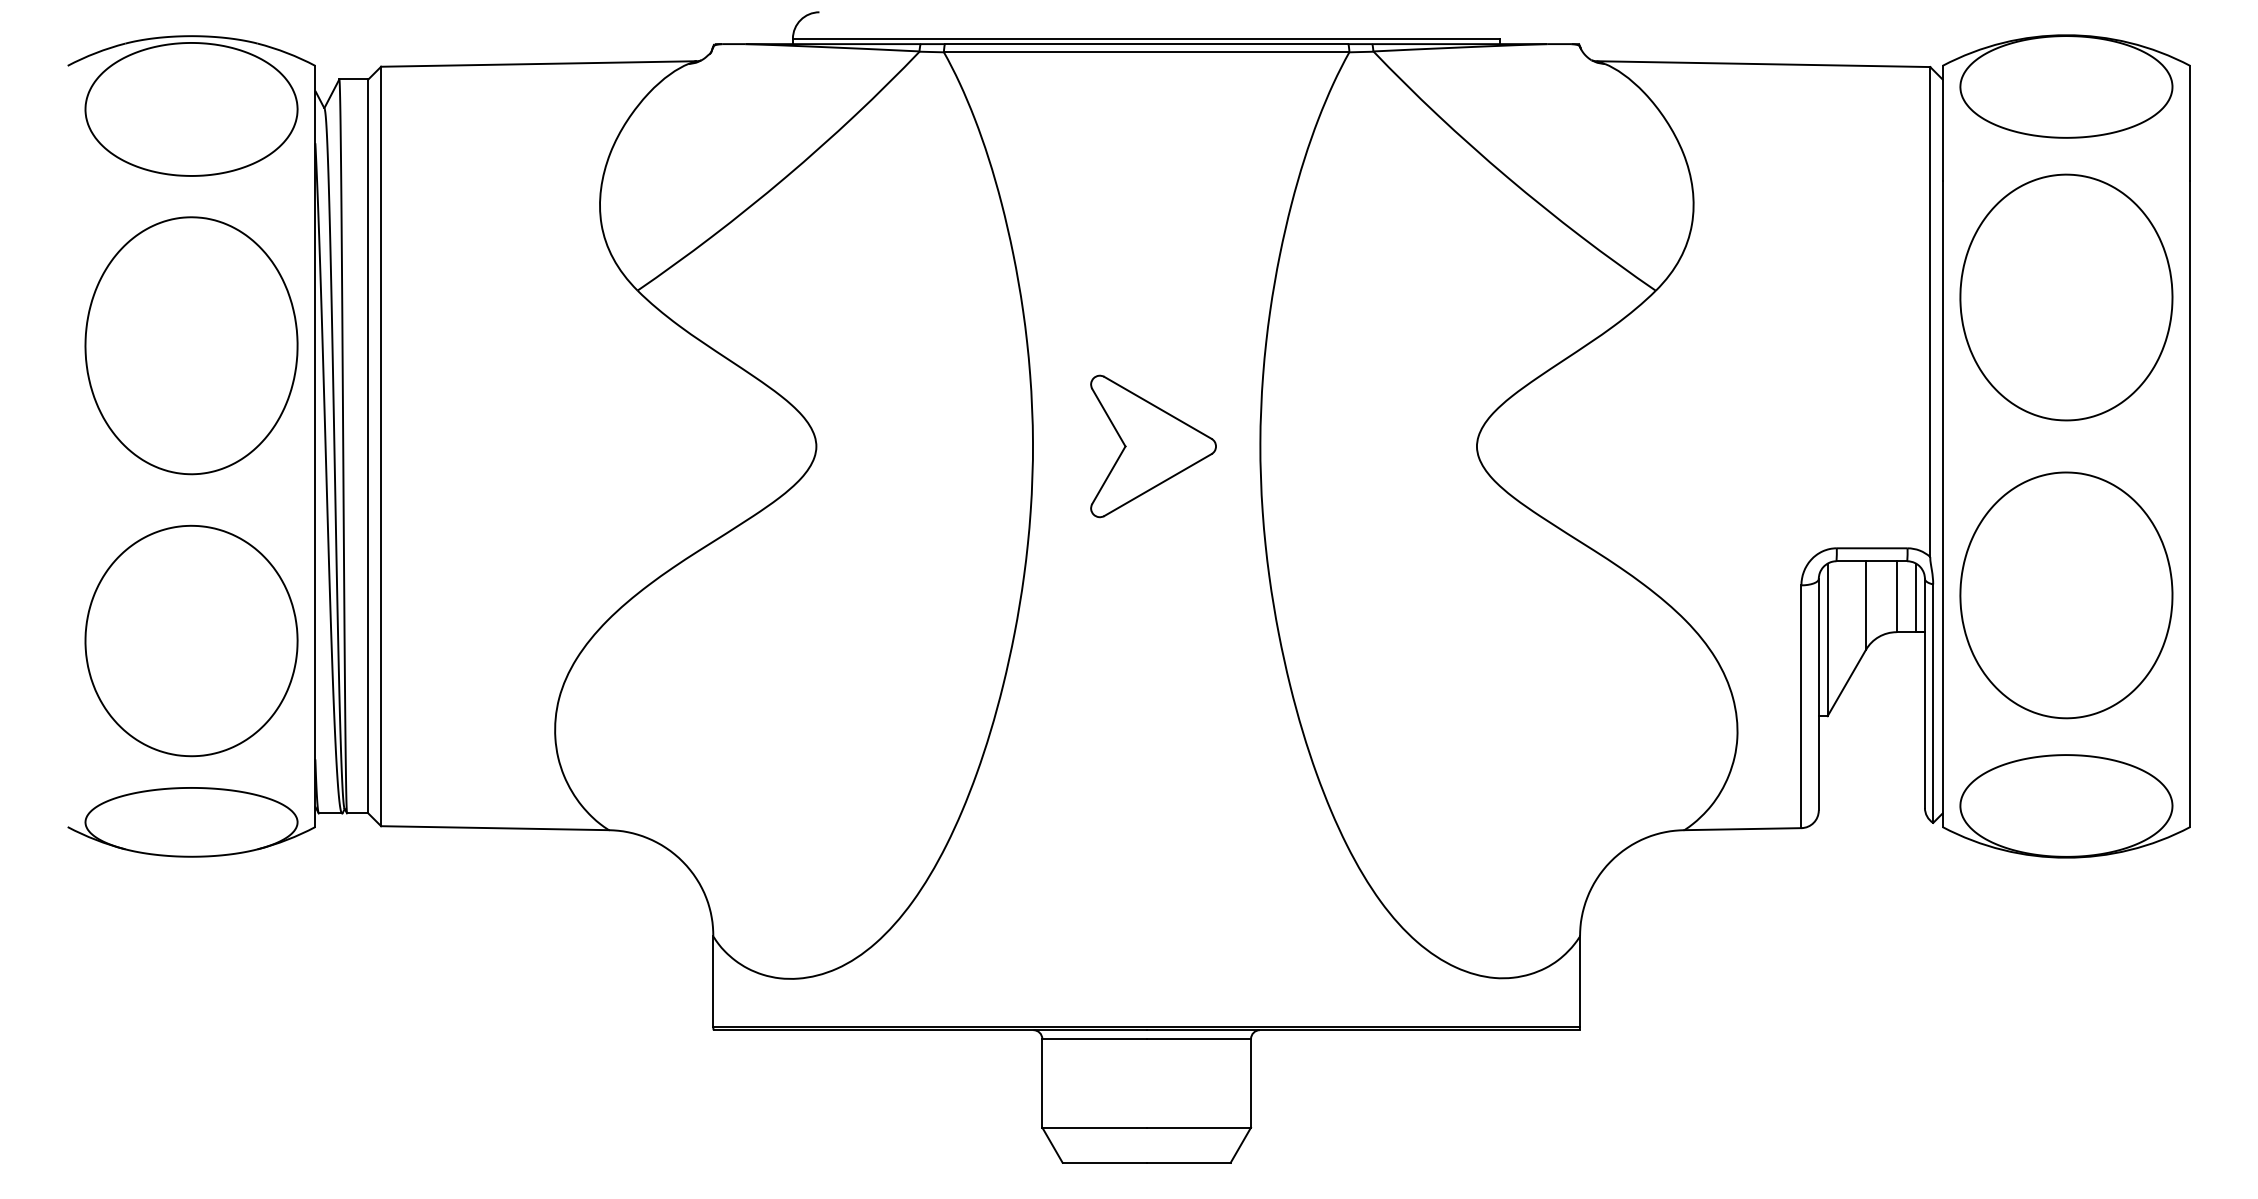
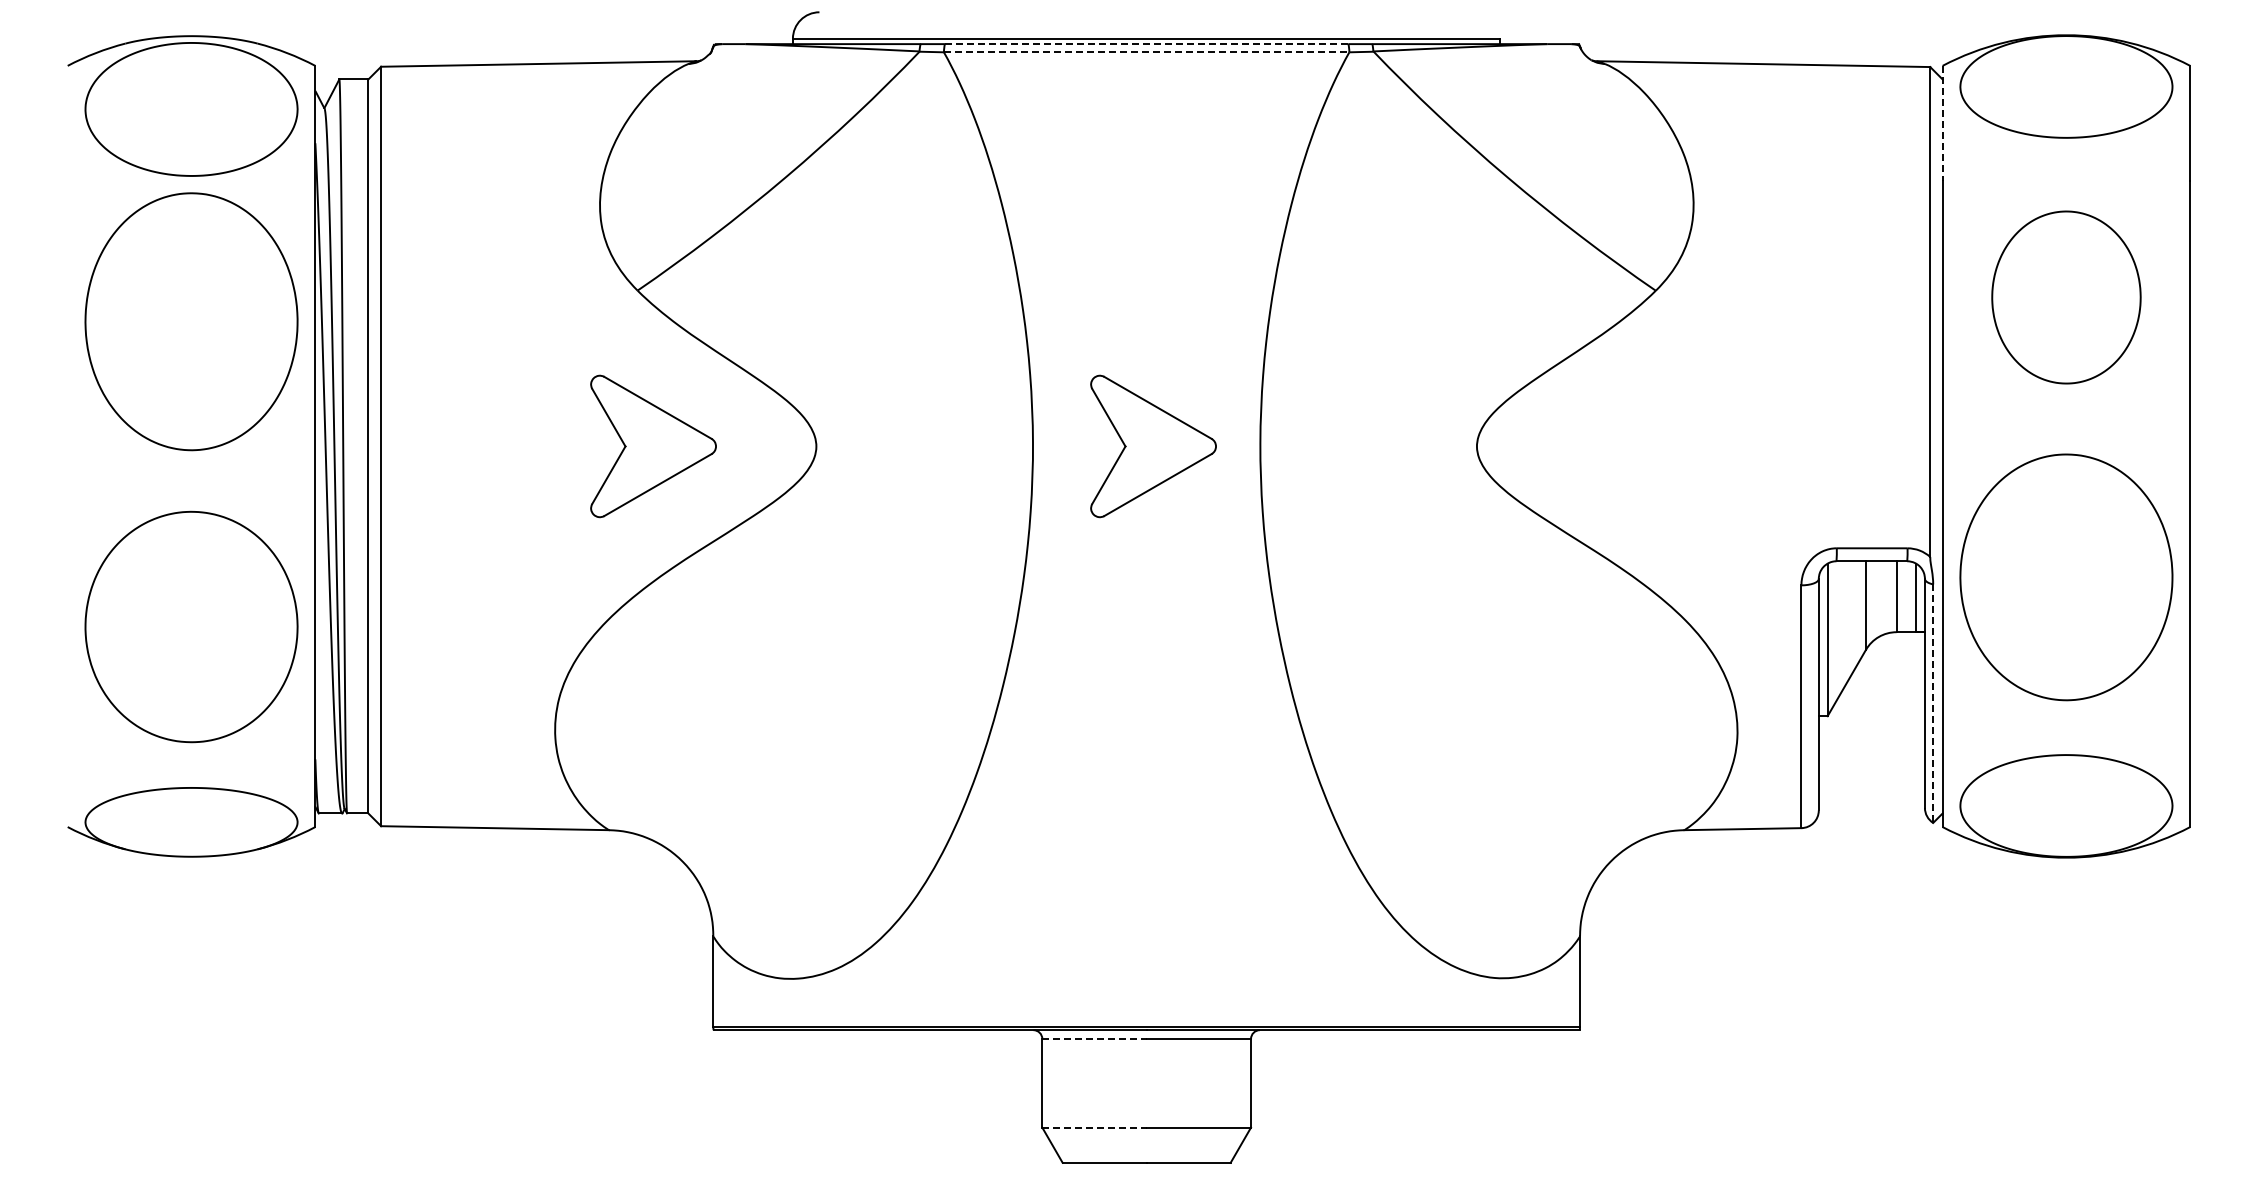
line: solid -> dashed (1146, 44)
line: solid -> dashed (1146, 52)
line: solid -> dashed (1942, 123)
part size: 215x249 px -> 151x175 px (2066, 297)
part position: (191, 345) -> (191, 321) (191, 321)
part: none -> present (653, 446)
part position: (2066, 595) -> (2066, 577) (2066, 577)
part position: (191, 640) -> (191, 626) (191, 626)
line: solid -> dashed (1933, 704)
line: solid -> dashed (1095, 1039)
line: solid -> dashed (1095, 1127)
